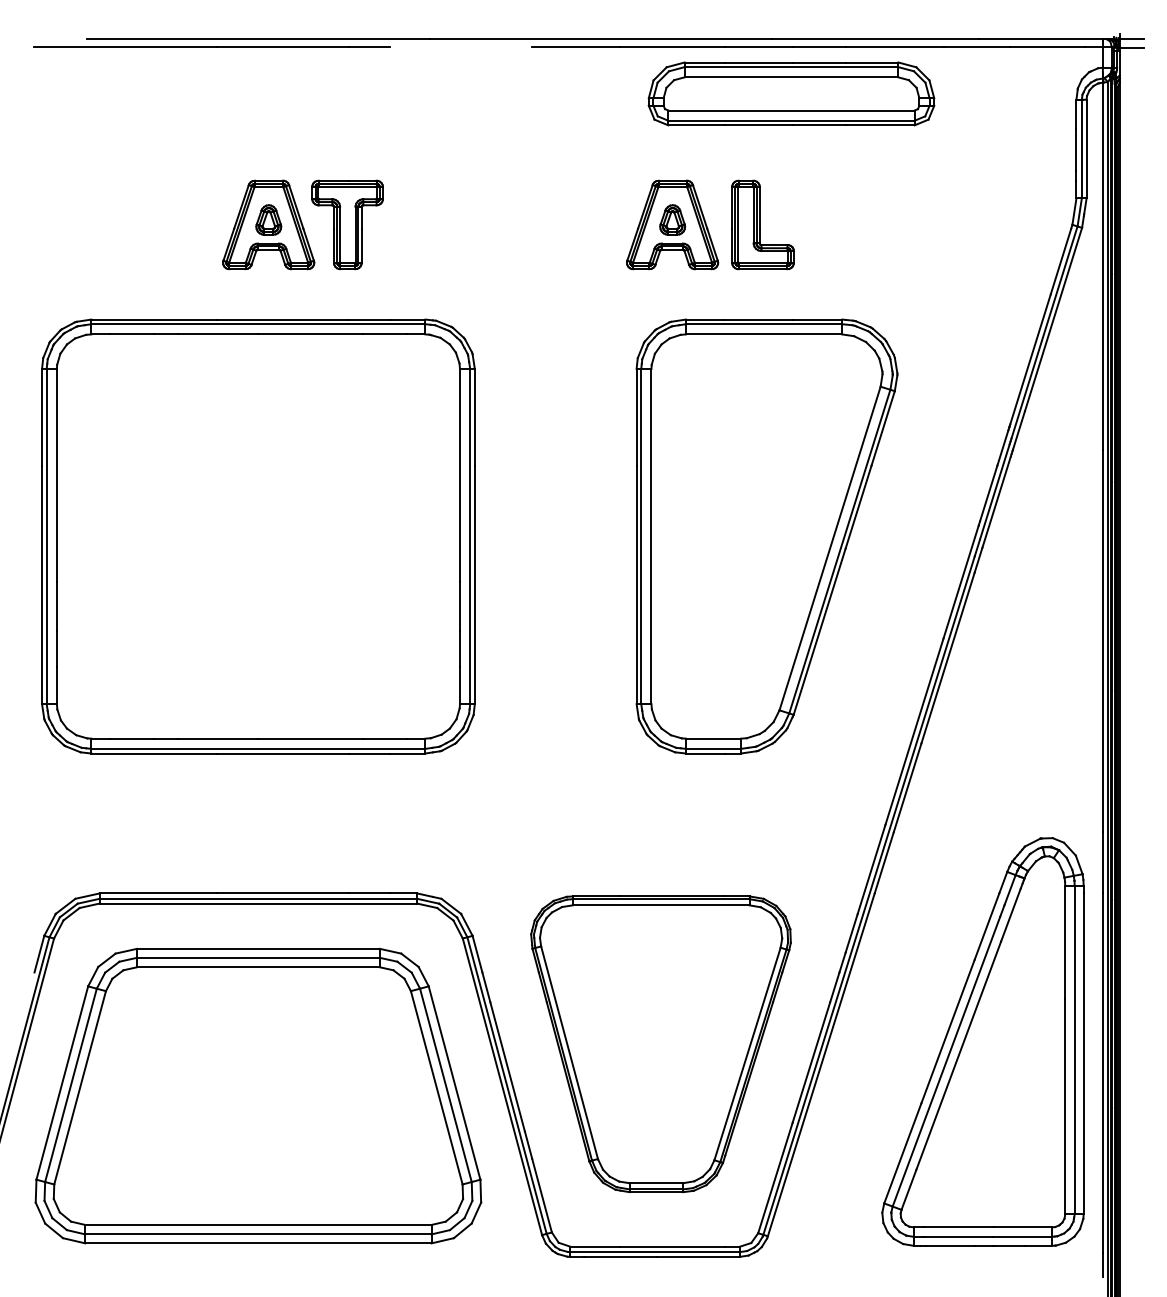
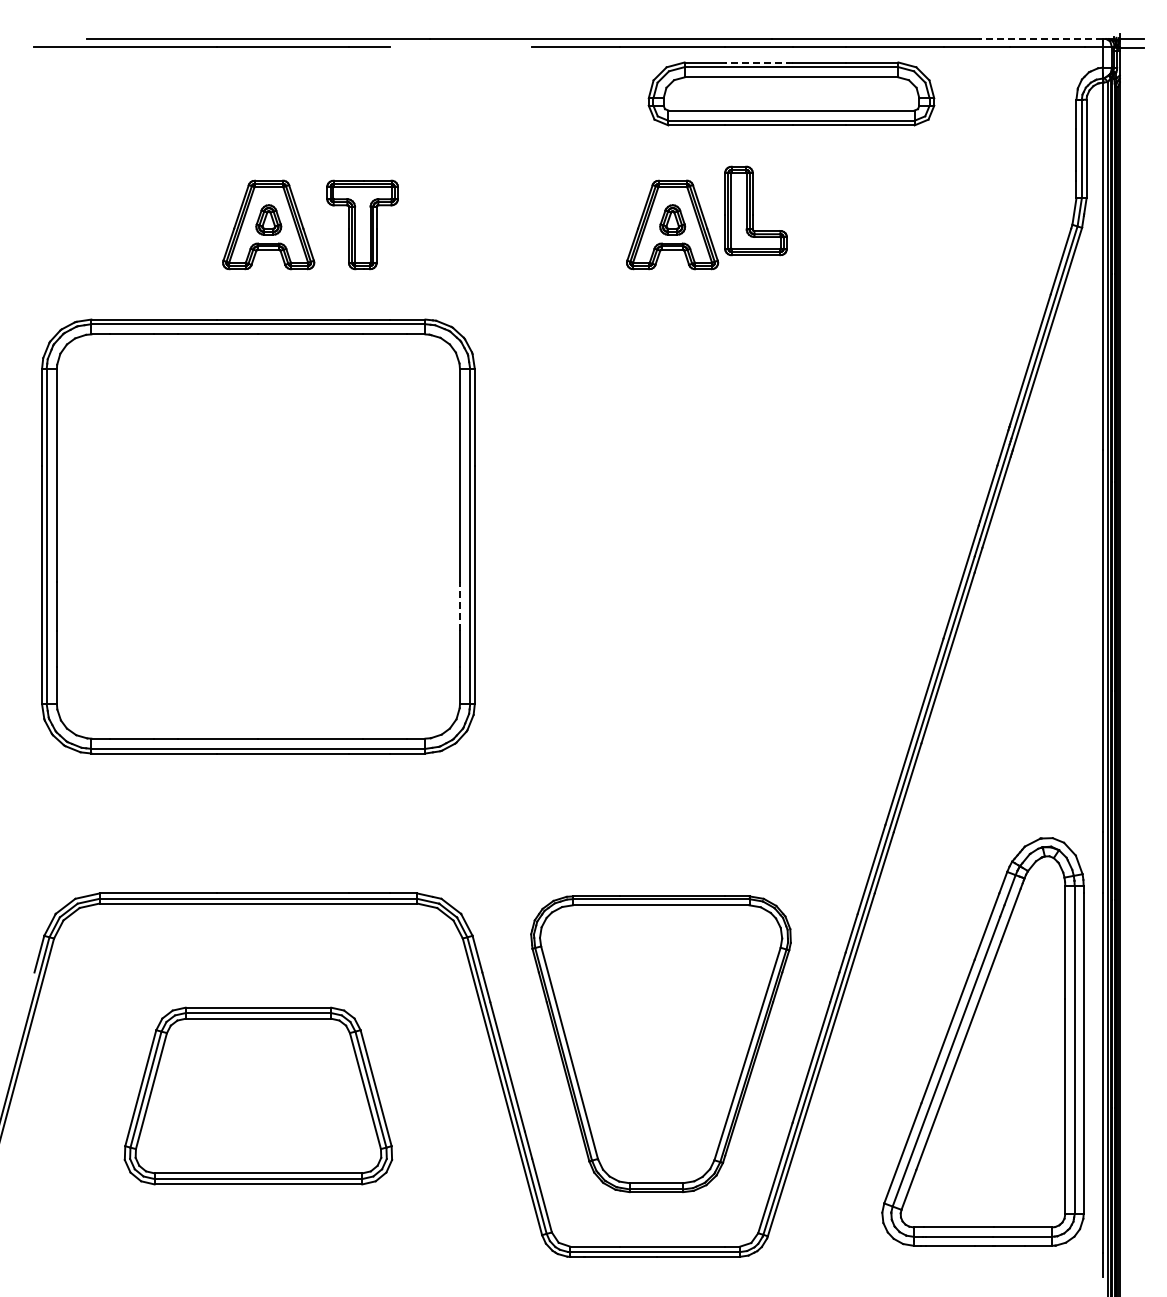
line: solid -> dashed (1040, 39)
line: solid -> dashed (758, 62)
part position: (347, 224) -> (362, 224) (362, 224)
part position: (762, 224) -> (755, 210) (755, 210)
part: present -> none (766, 536)
line: solid -> dashed (459, 605)
part size: 449x298 px -> 271x180 px (258, 1095)
